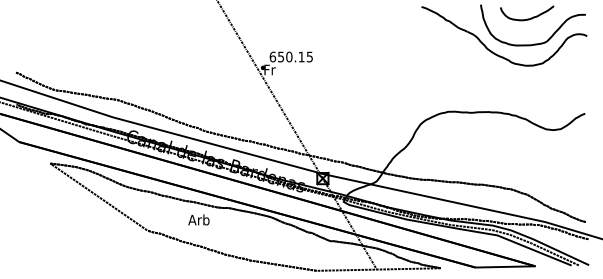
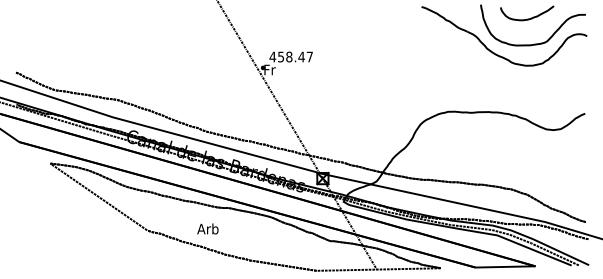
text: 650.15 -> 458.47 (290, 56)
text position: (198, 219) -> (207, 228) (207, 228)
